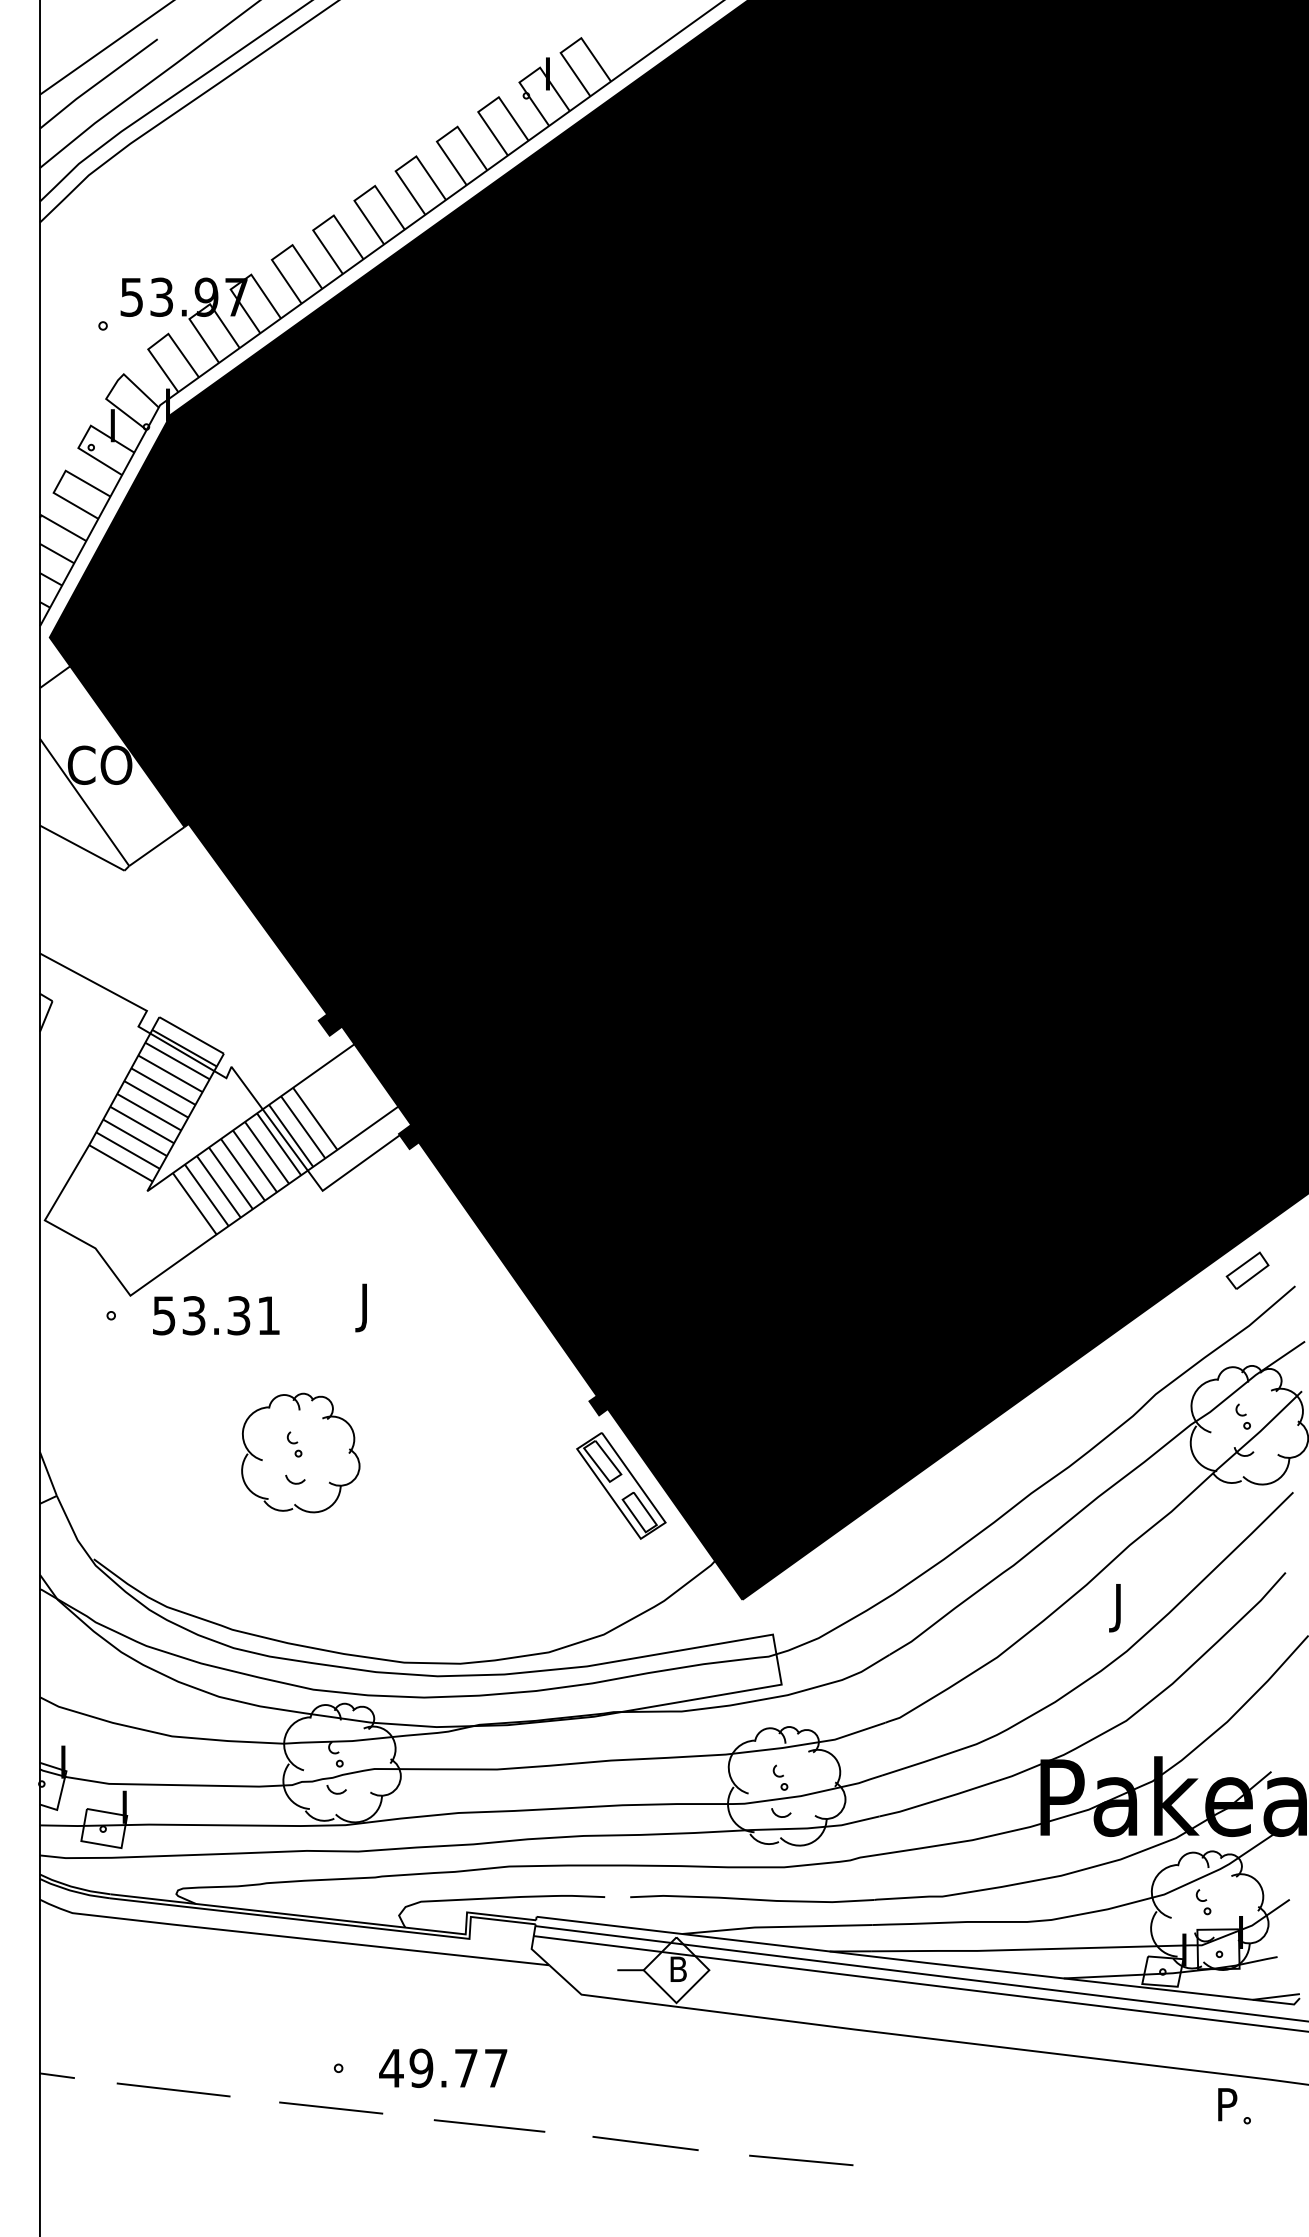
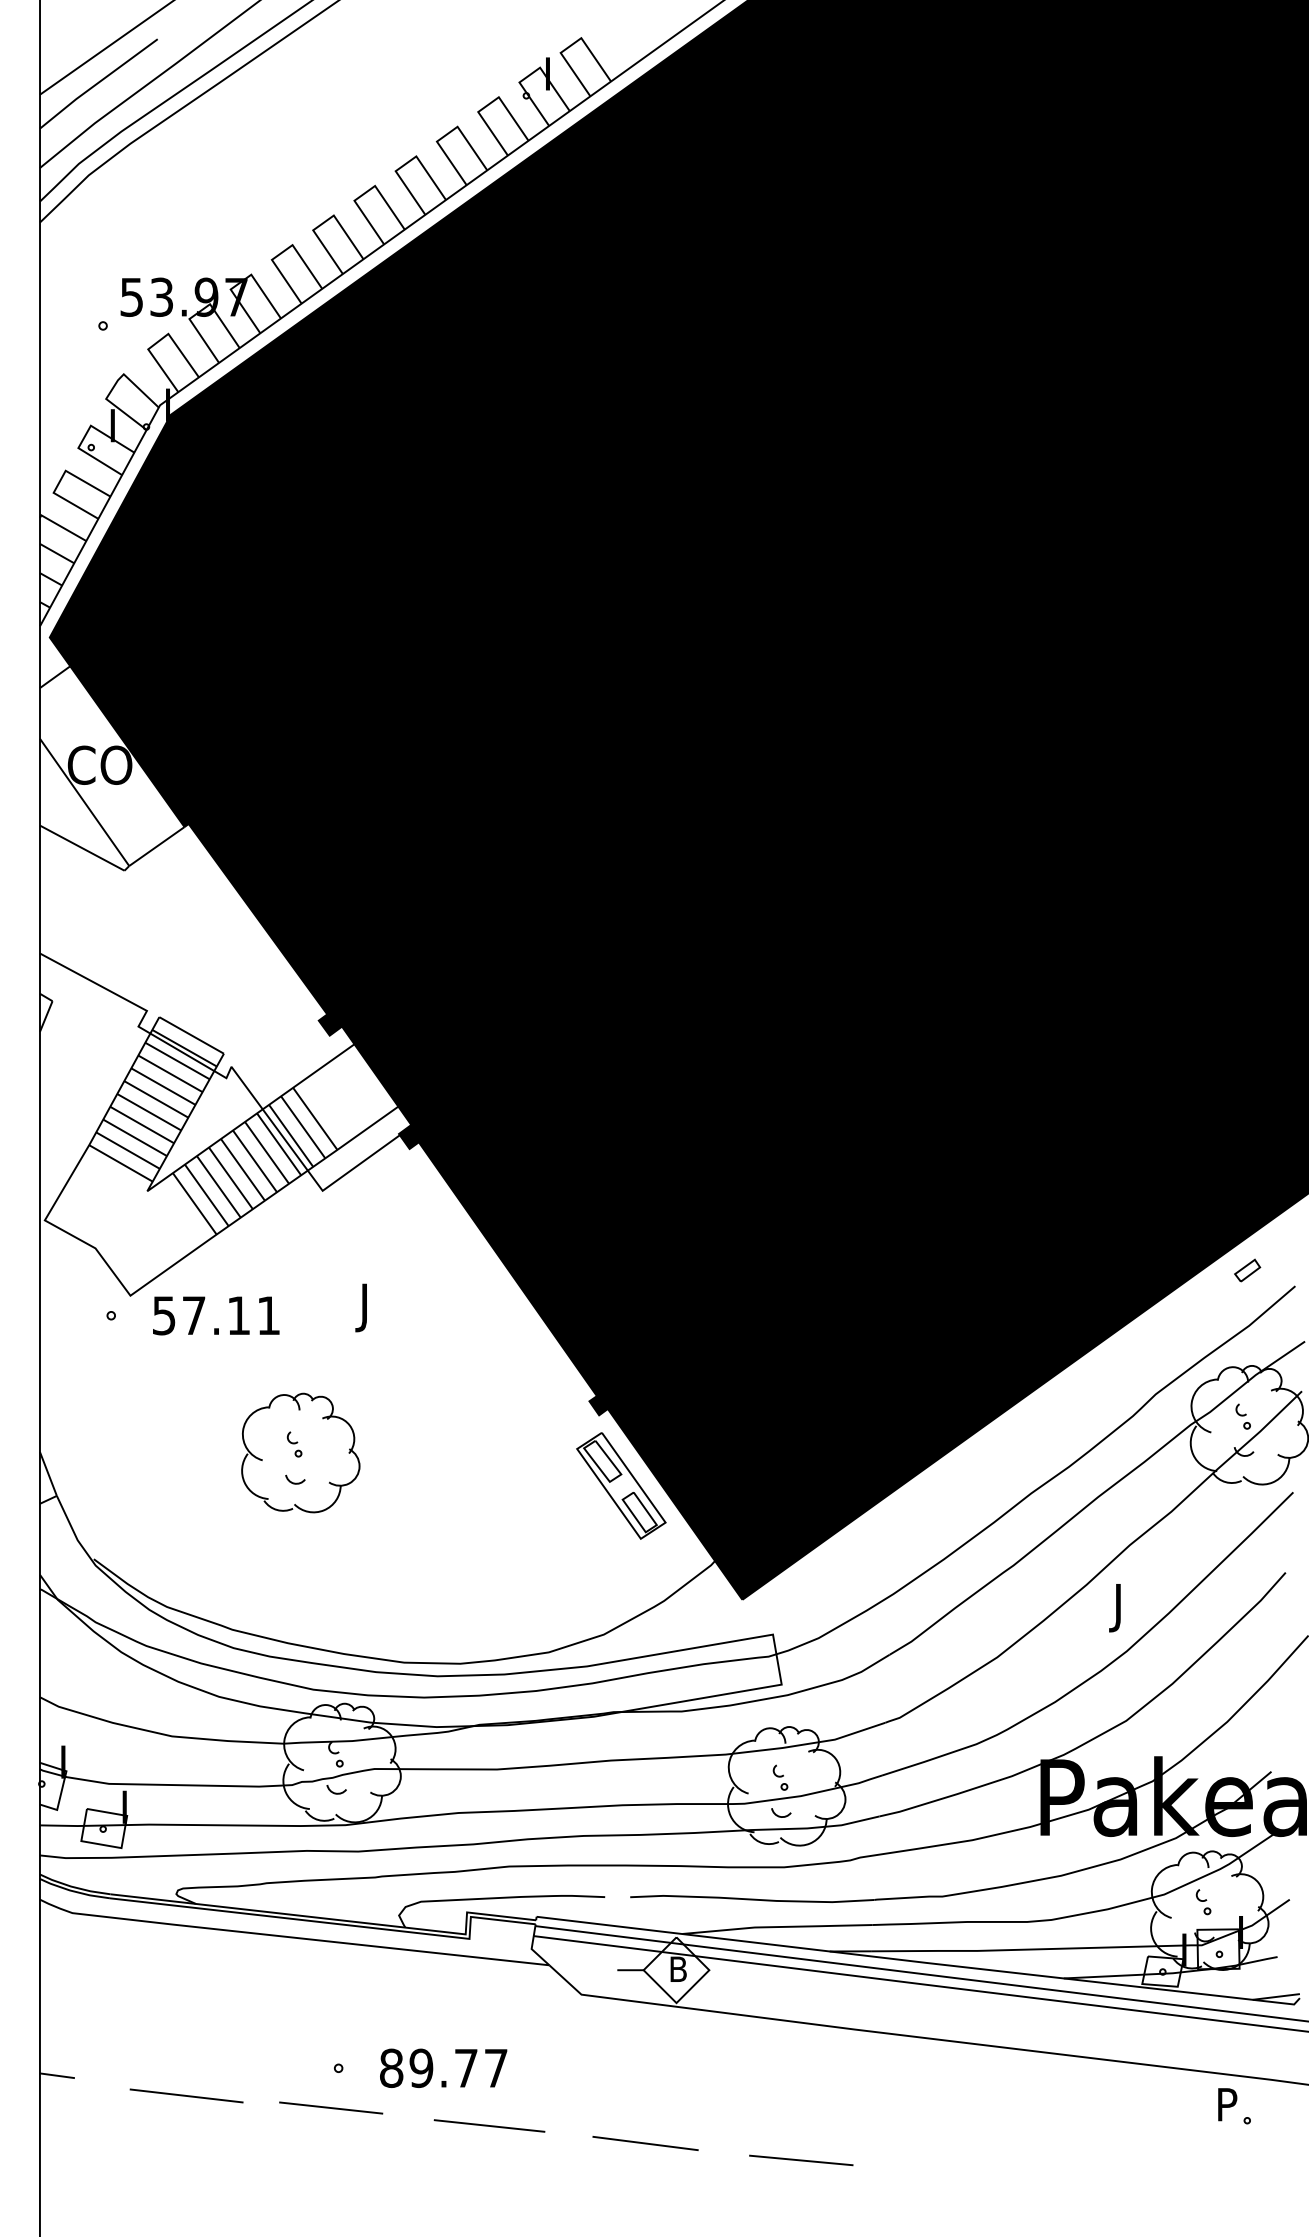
part size: 45x39 px -> 28x25 px (1247, 1270)
text: 53.31 -> 57.11 (216, 1315)
text: 49.77 -> 89.77 (391, 2068)
line position: (173, 2089) -> (186, 2095) (186, 2095)
